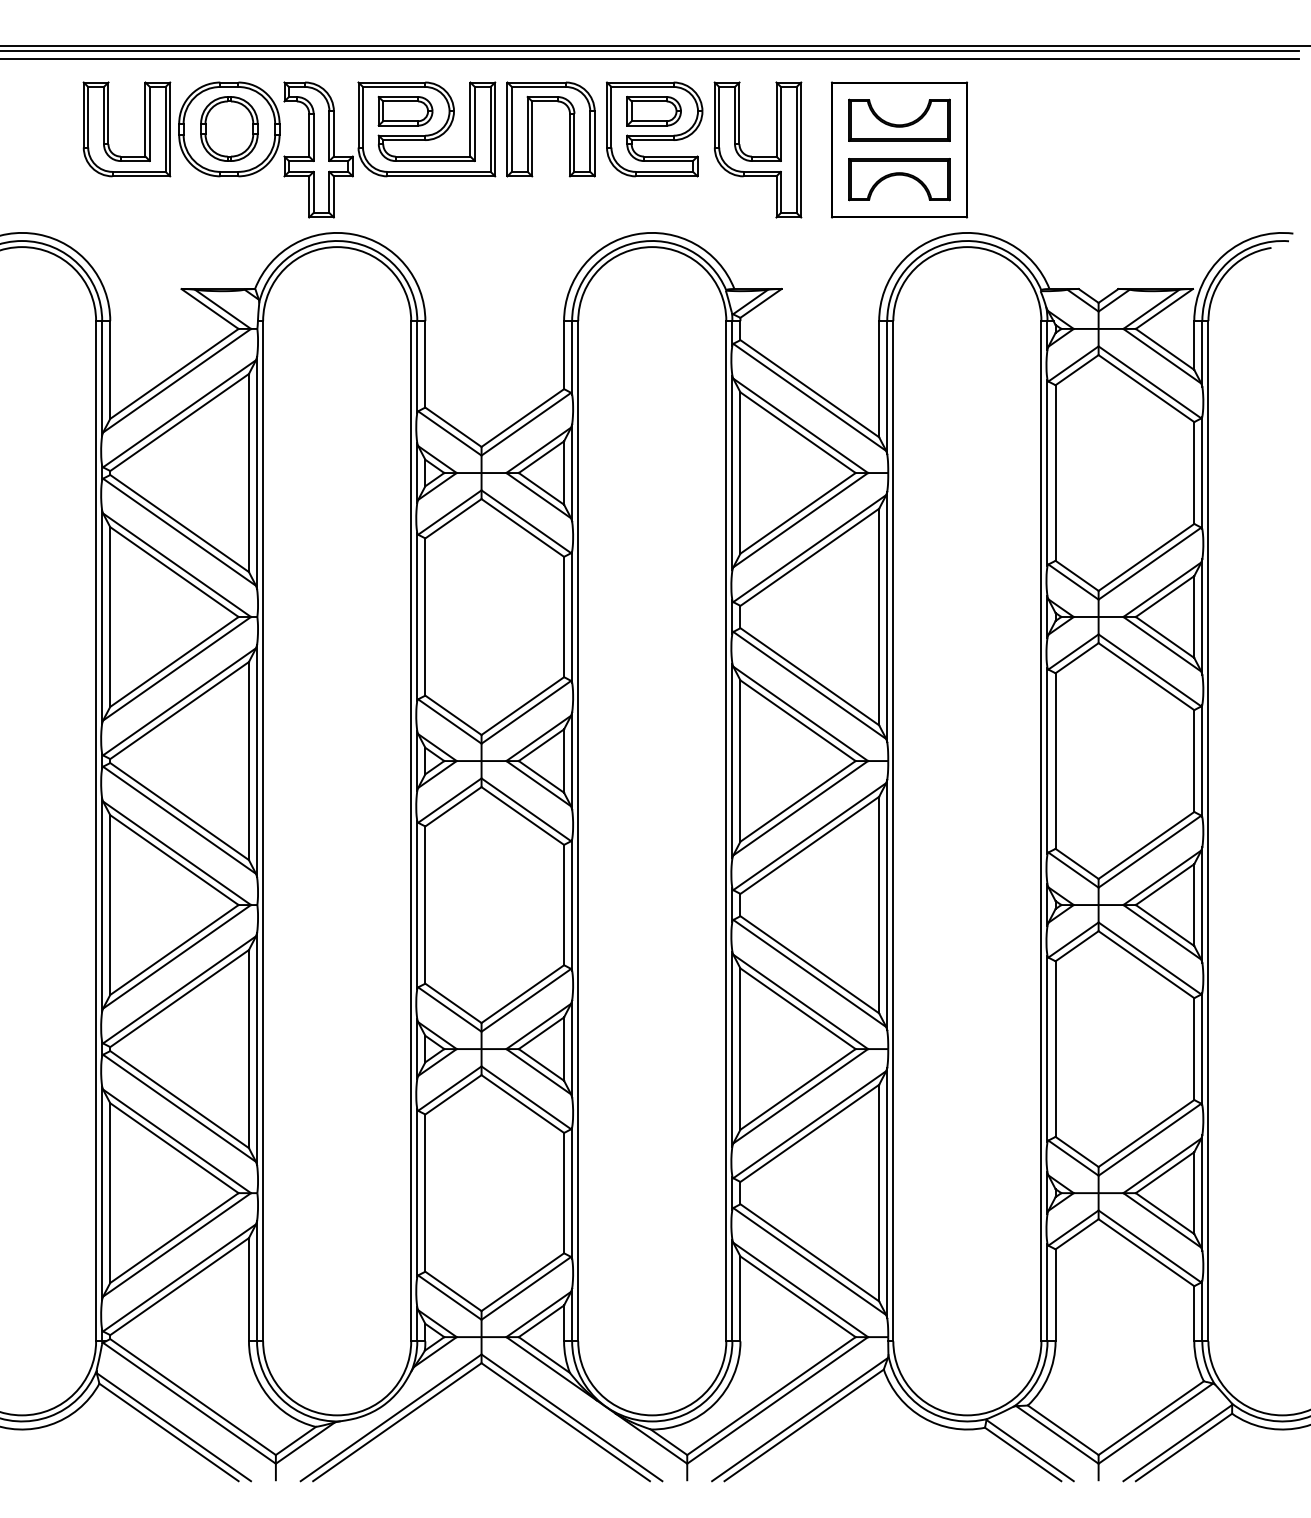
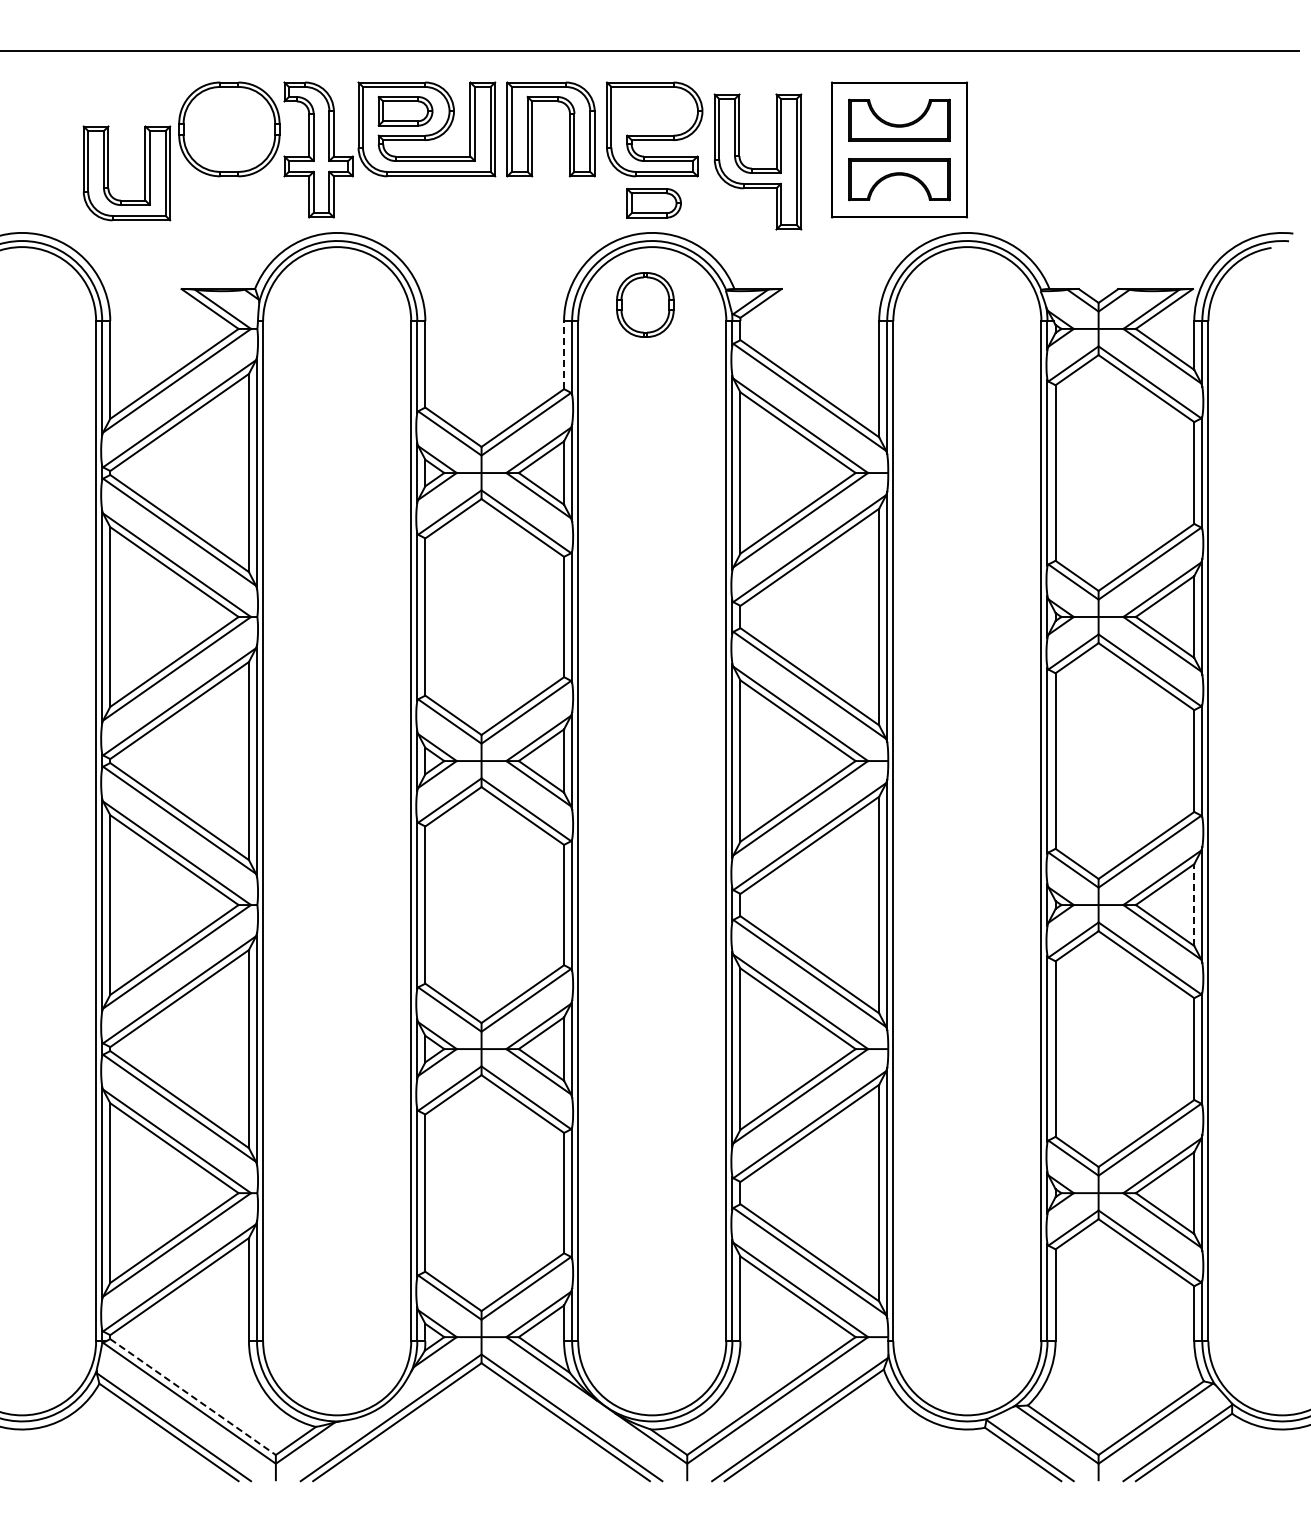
line: present -> none (654, 45)
line: present -> none (650, 59)
part position: (653, 111) -> (653, 203) (653, 203)
part position: (229, 128) -> (645, 304) (645, 304)
part position: (108, 129) -> (108, 173) (108, 173)
part position: (757, 156) -> (757, 168) (757, 168)
line: solid -> dashed (564, 354)
line: solid -> dashed (1194, 905)
line: solid -> dashed (193, 1397)
